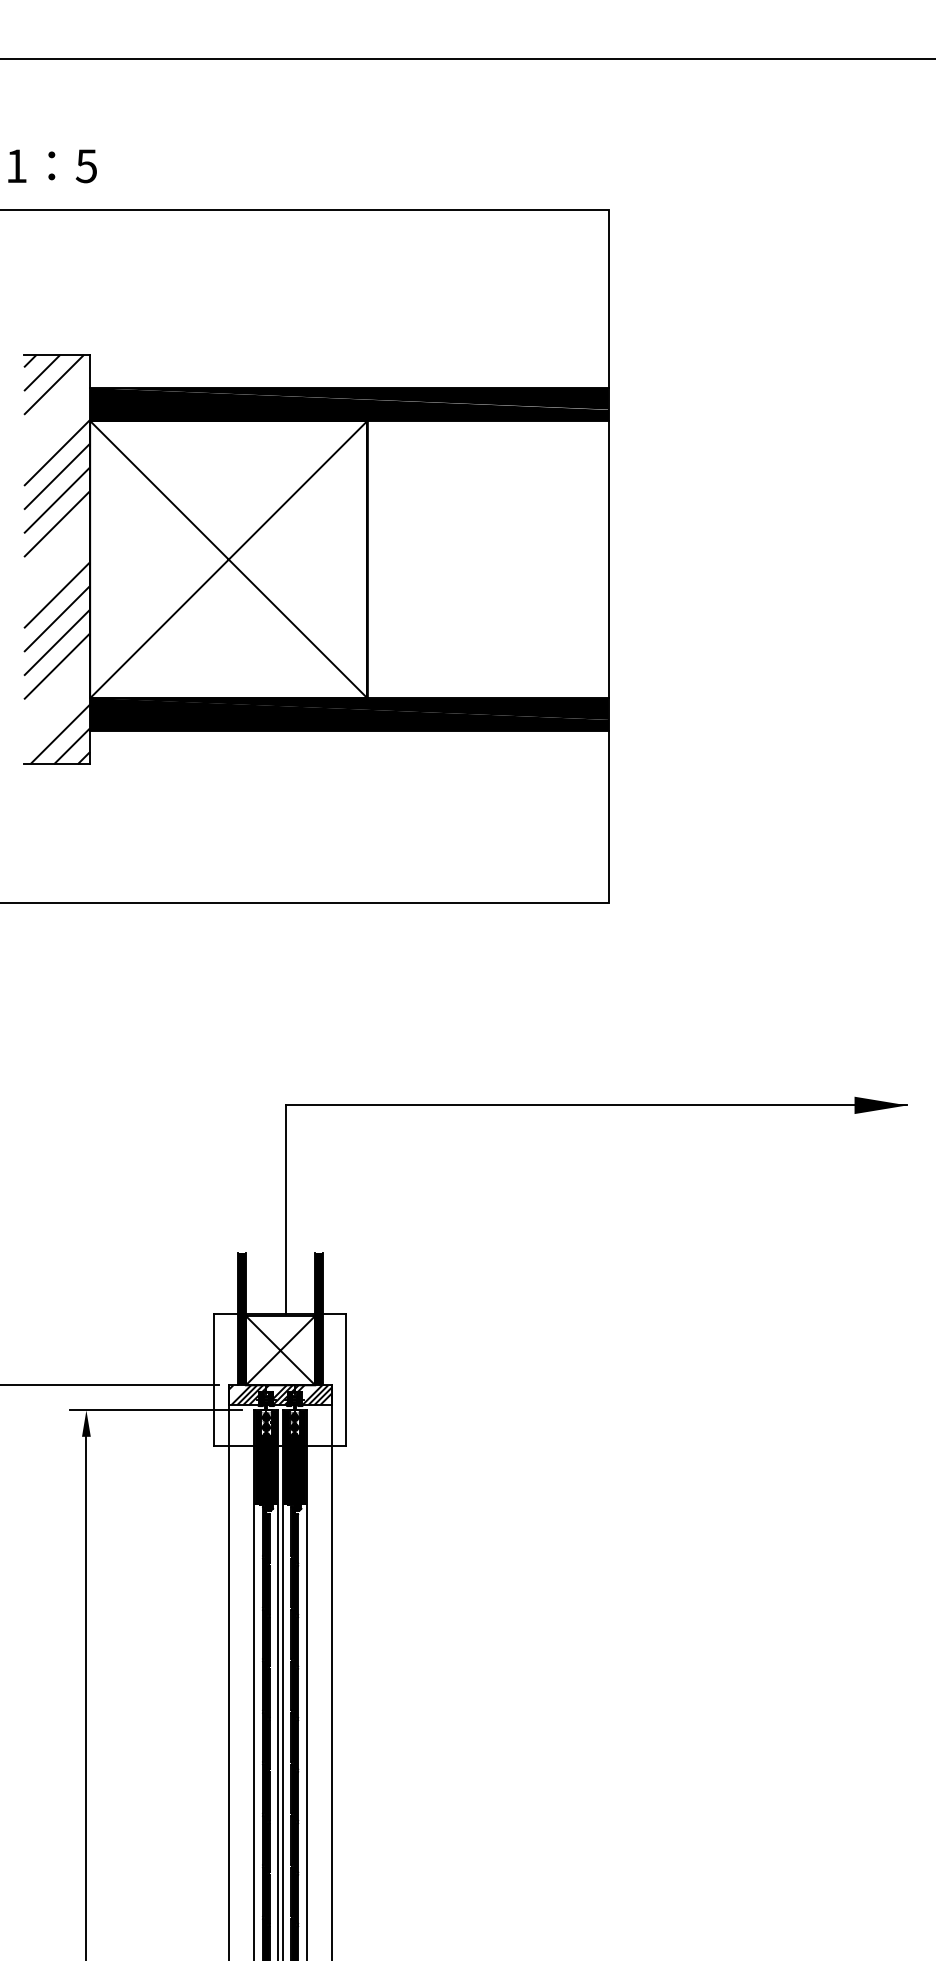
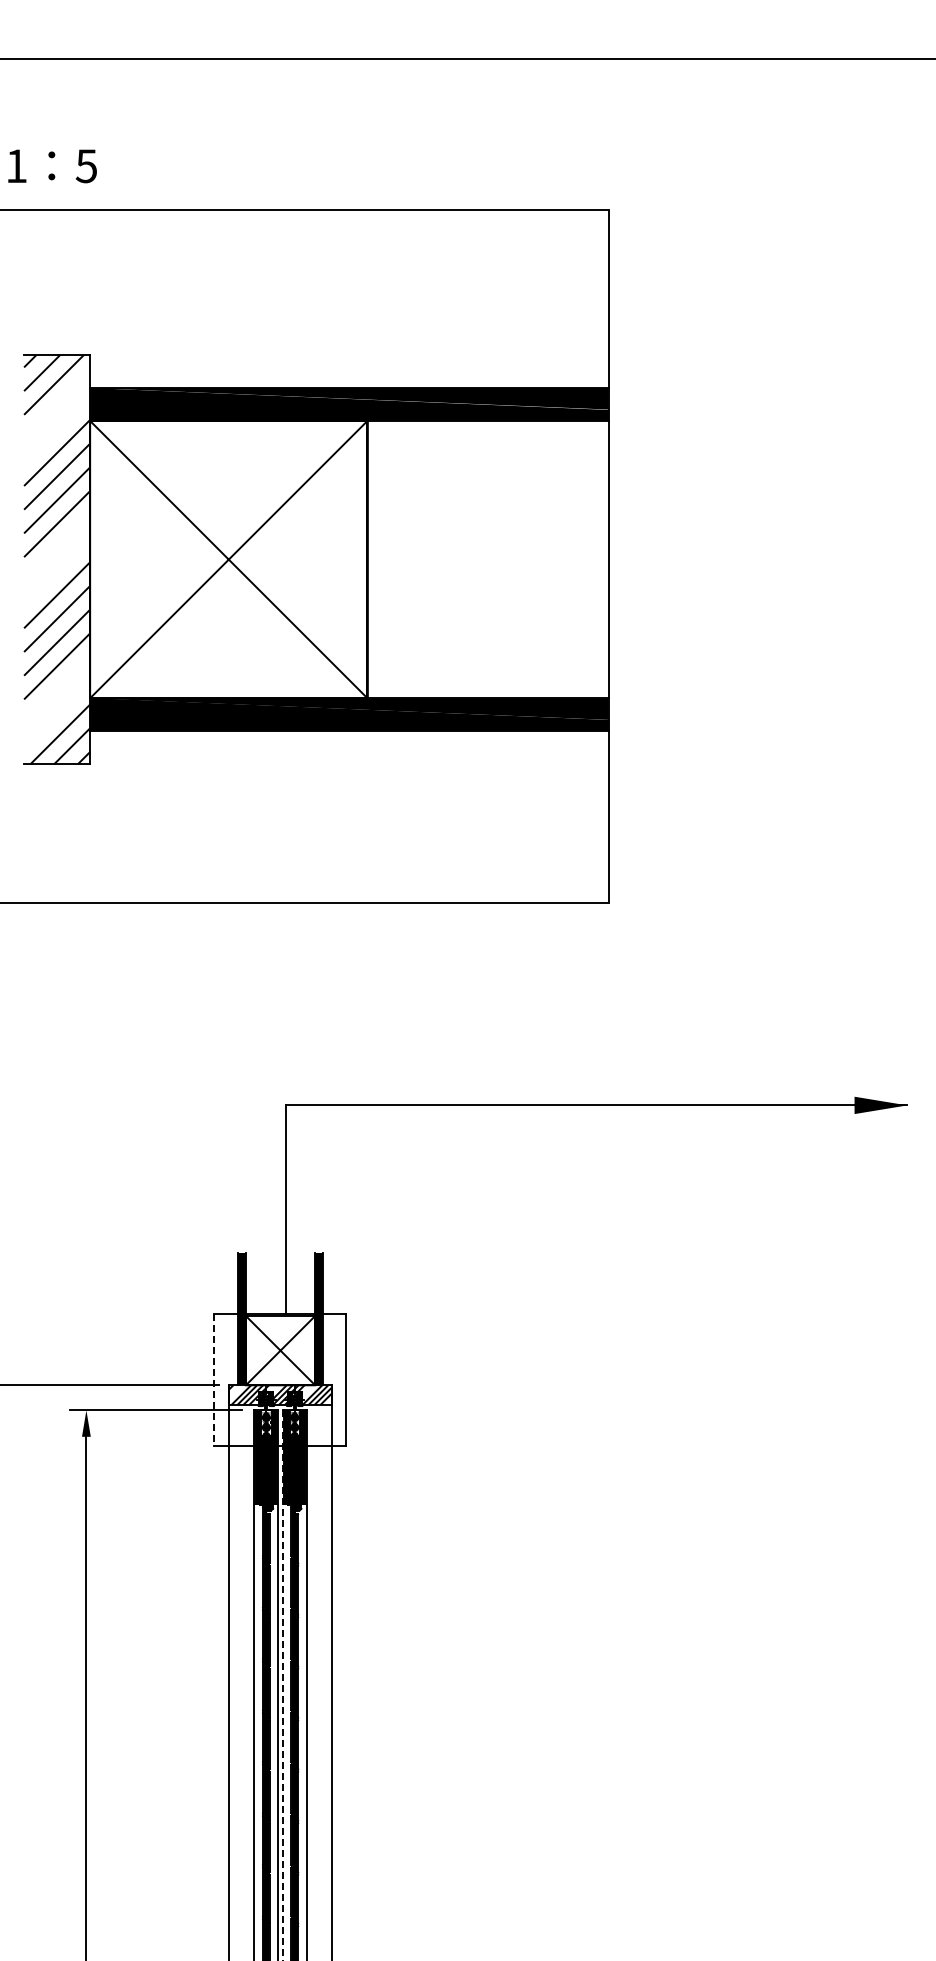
line: solid -> dashed (214, 1380)
line: solid -> dashed (282, 1685)
